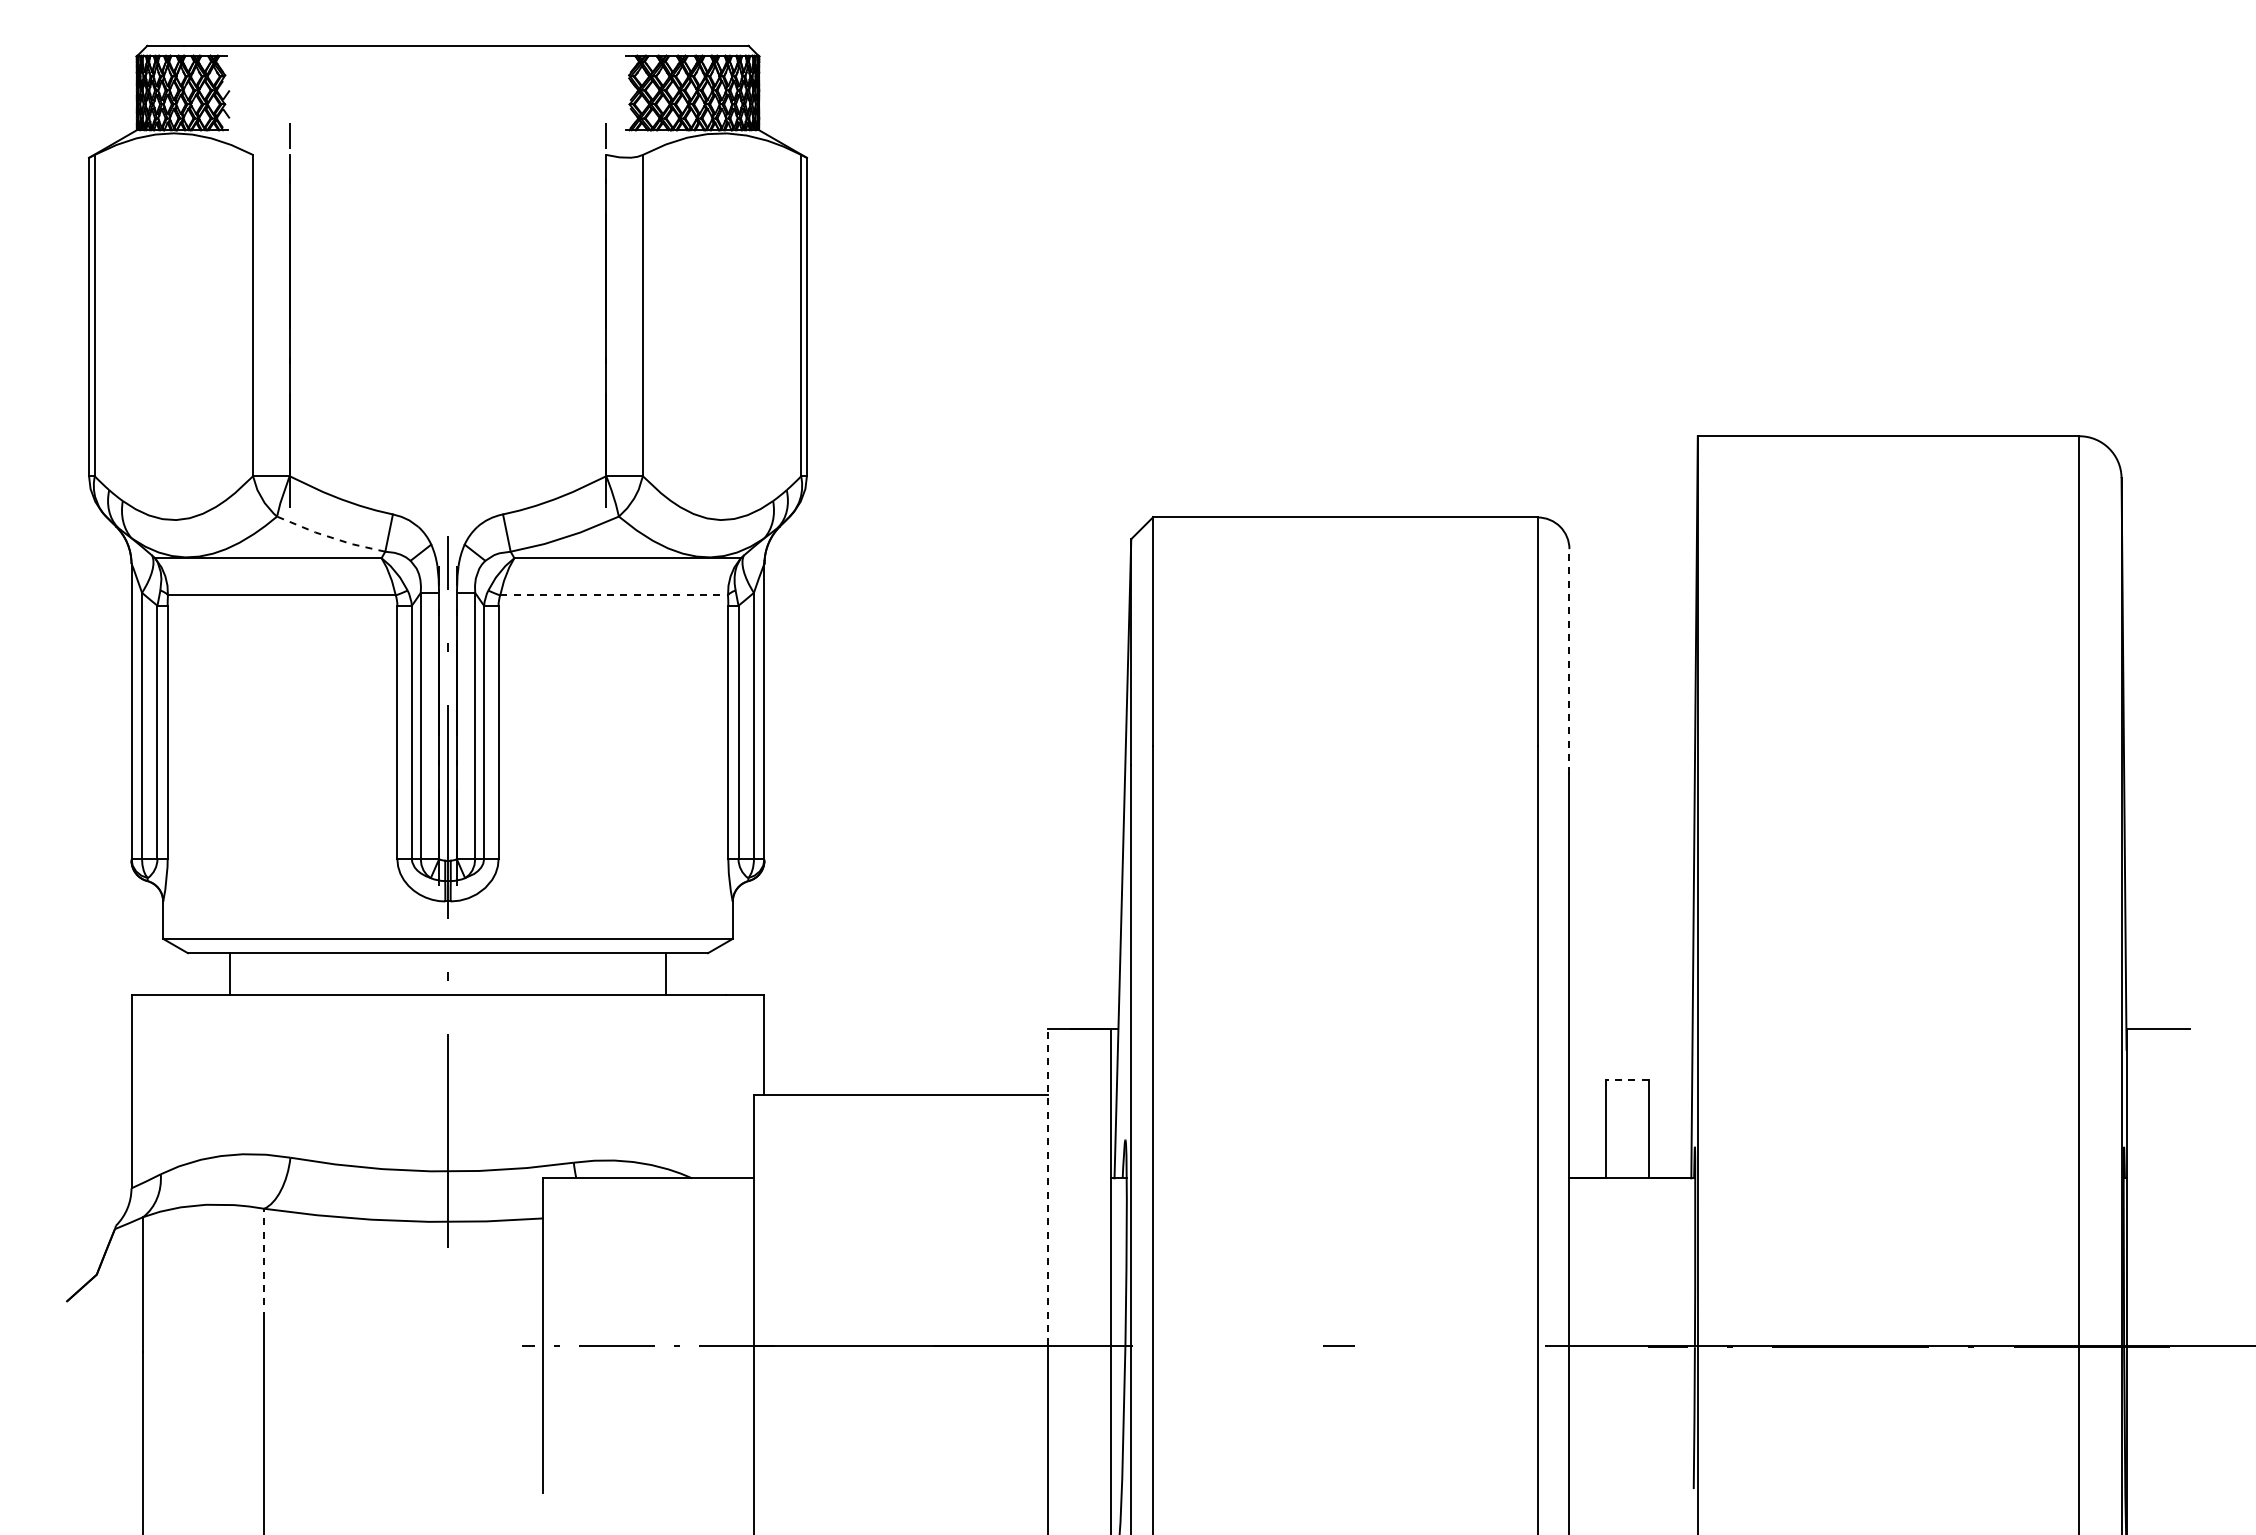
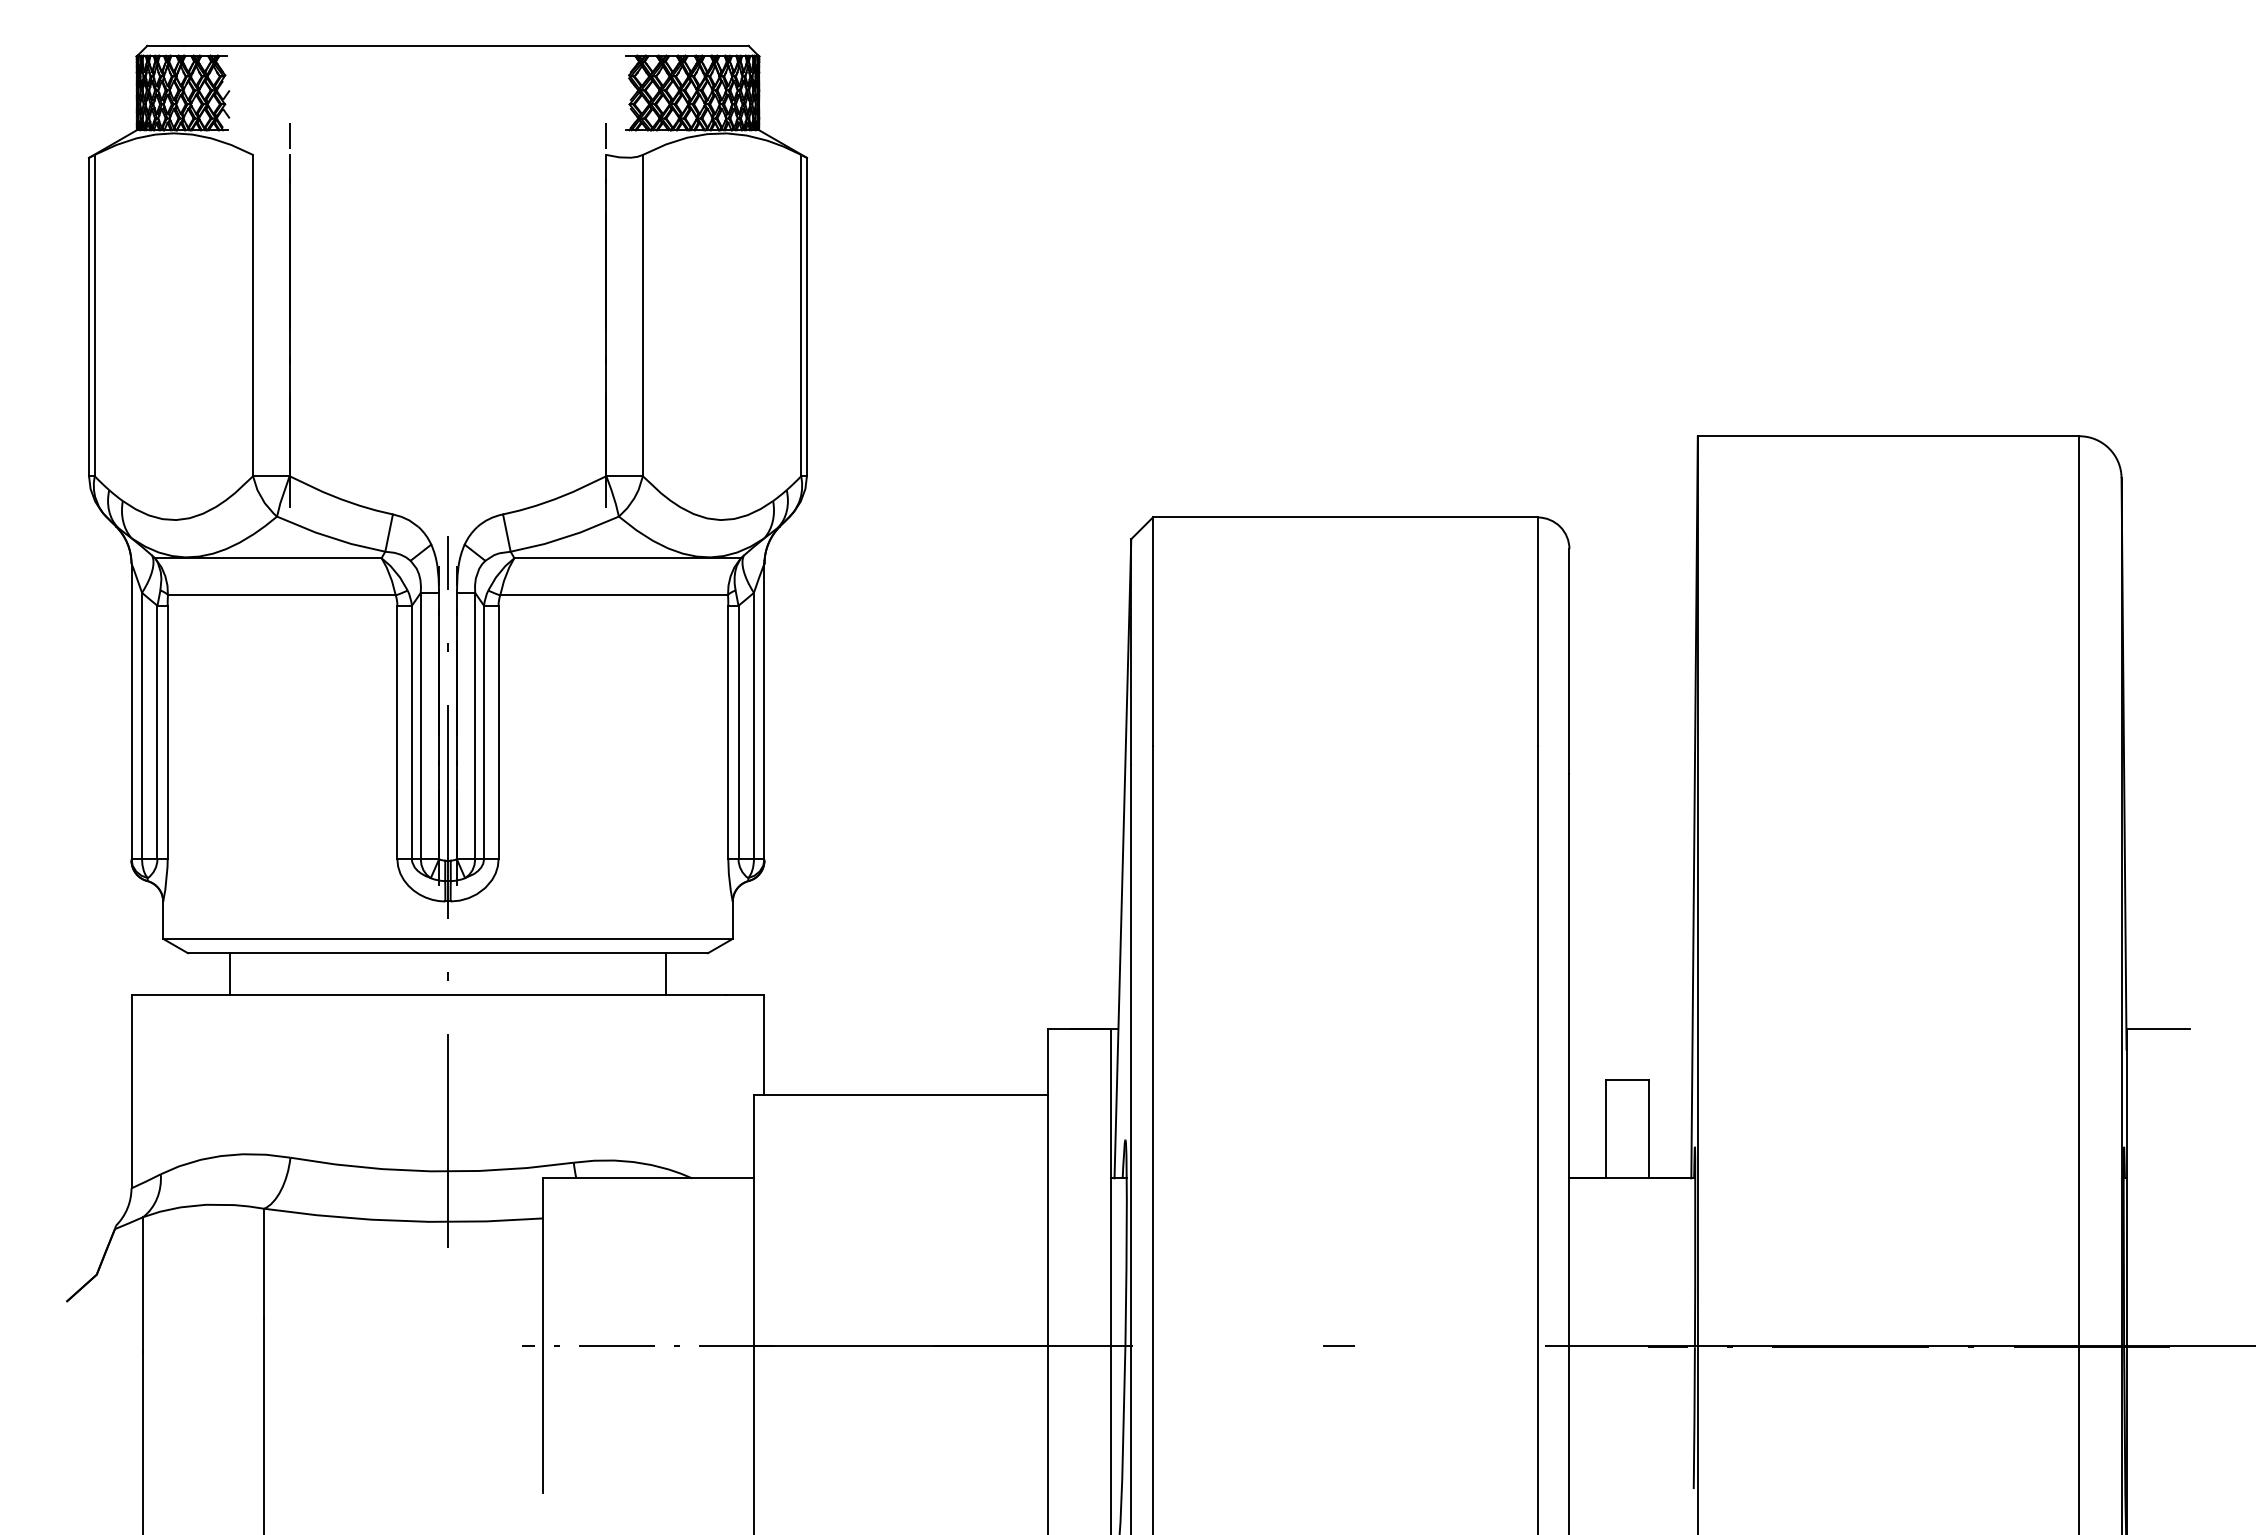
line: dashed -> solid (329, 537)
line: dashed -> solid (614, 595)
line: dashed -> solid (1569, 661)
line: dashed -> solid (1626, 1079)
line: dashed -> solid (1047, 1186)
line: dashed -> solid (264, 1263)
